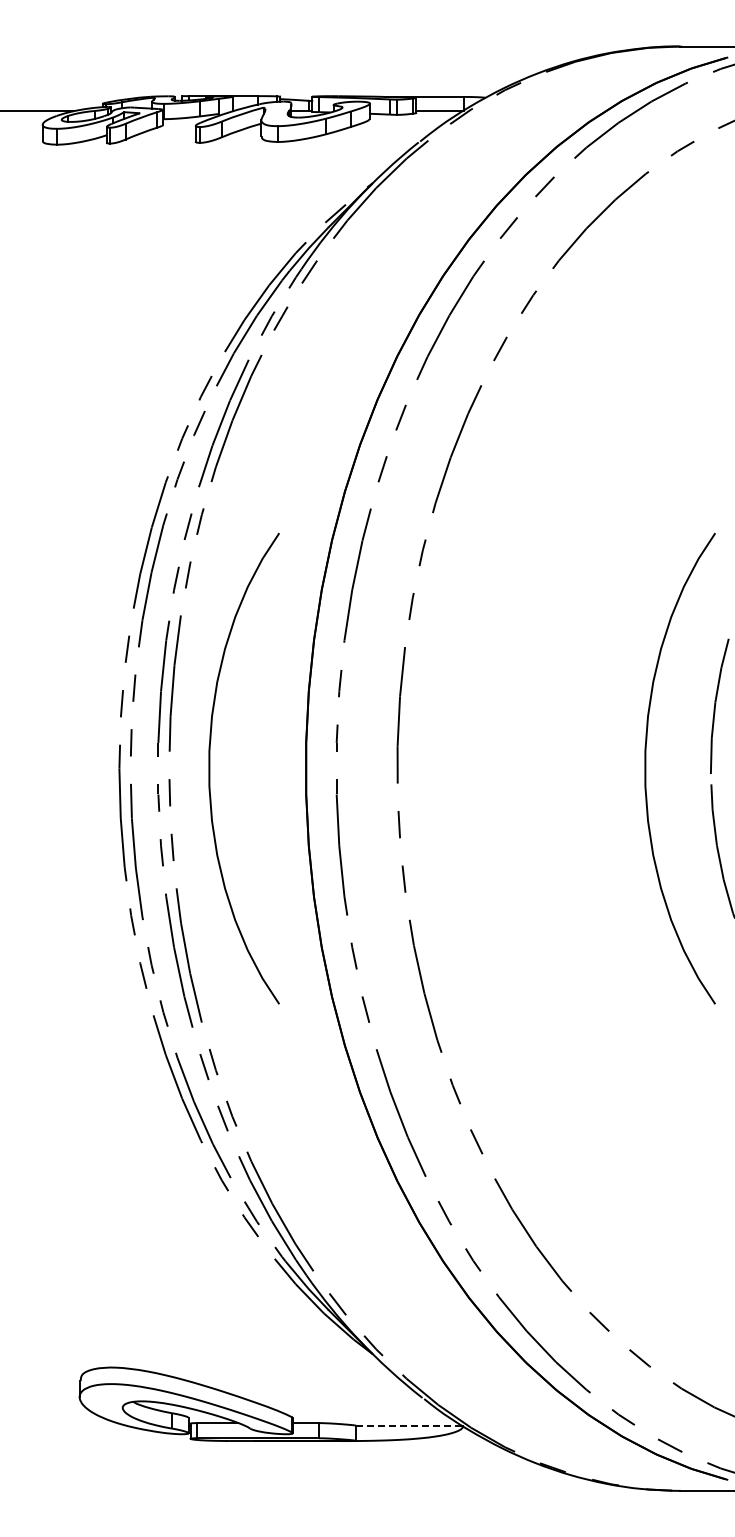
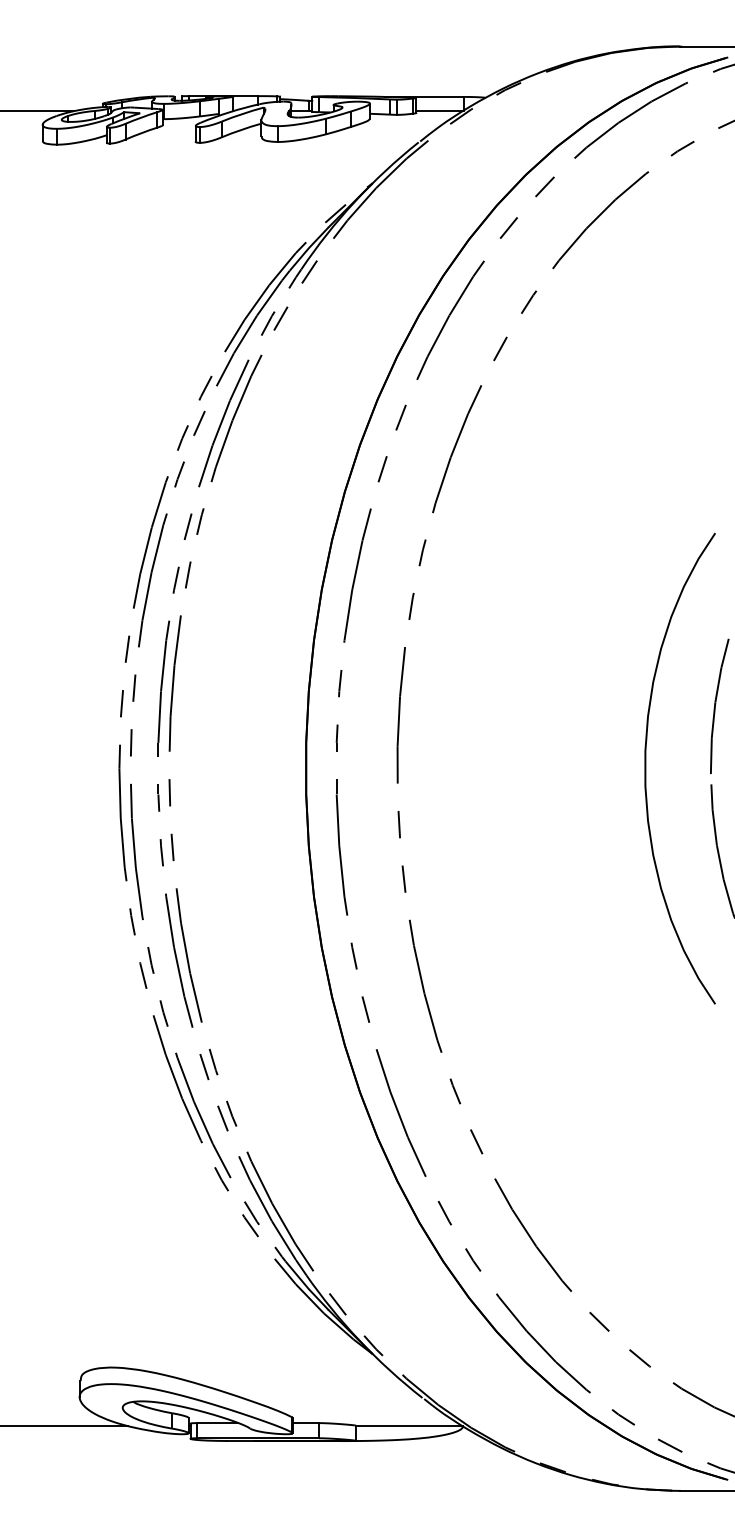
curve: present -> none (210, 768)
line: none -> present (65, 1426)
line: dashed -> solid (409, 1426)
